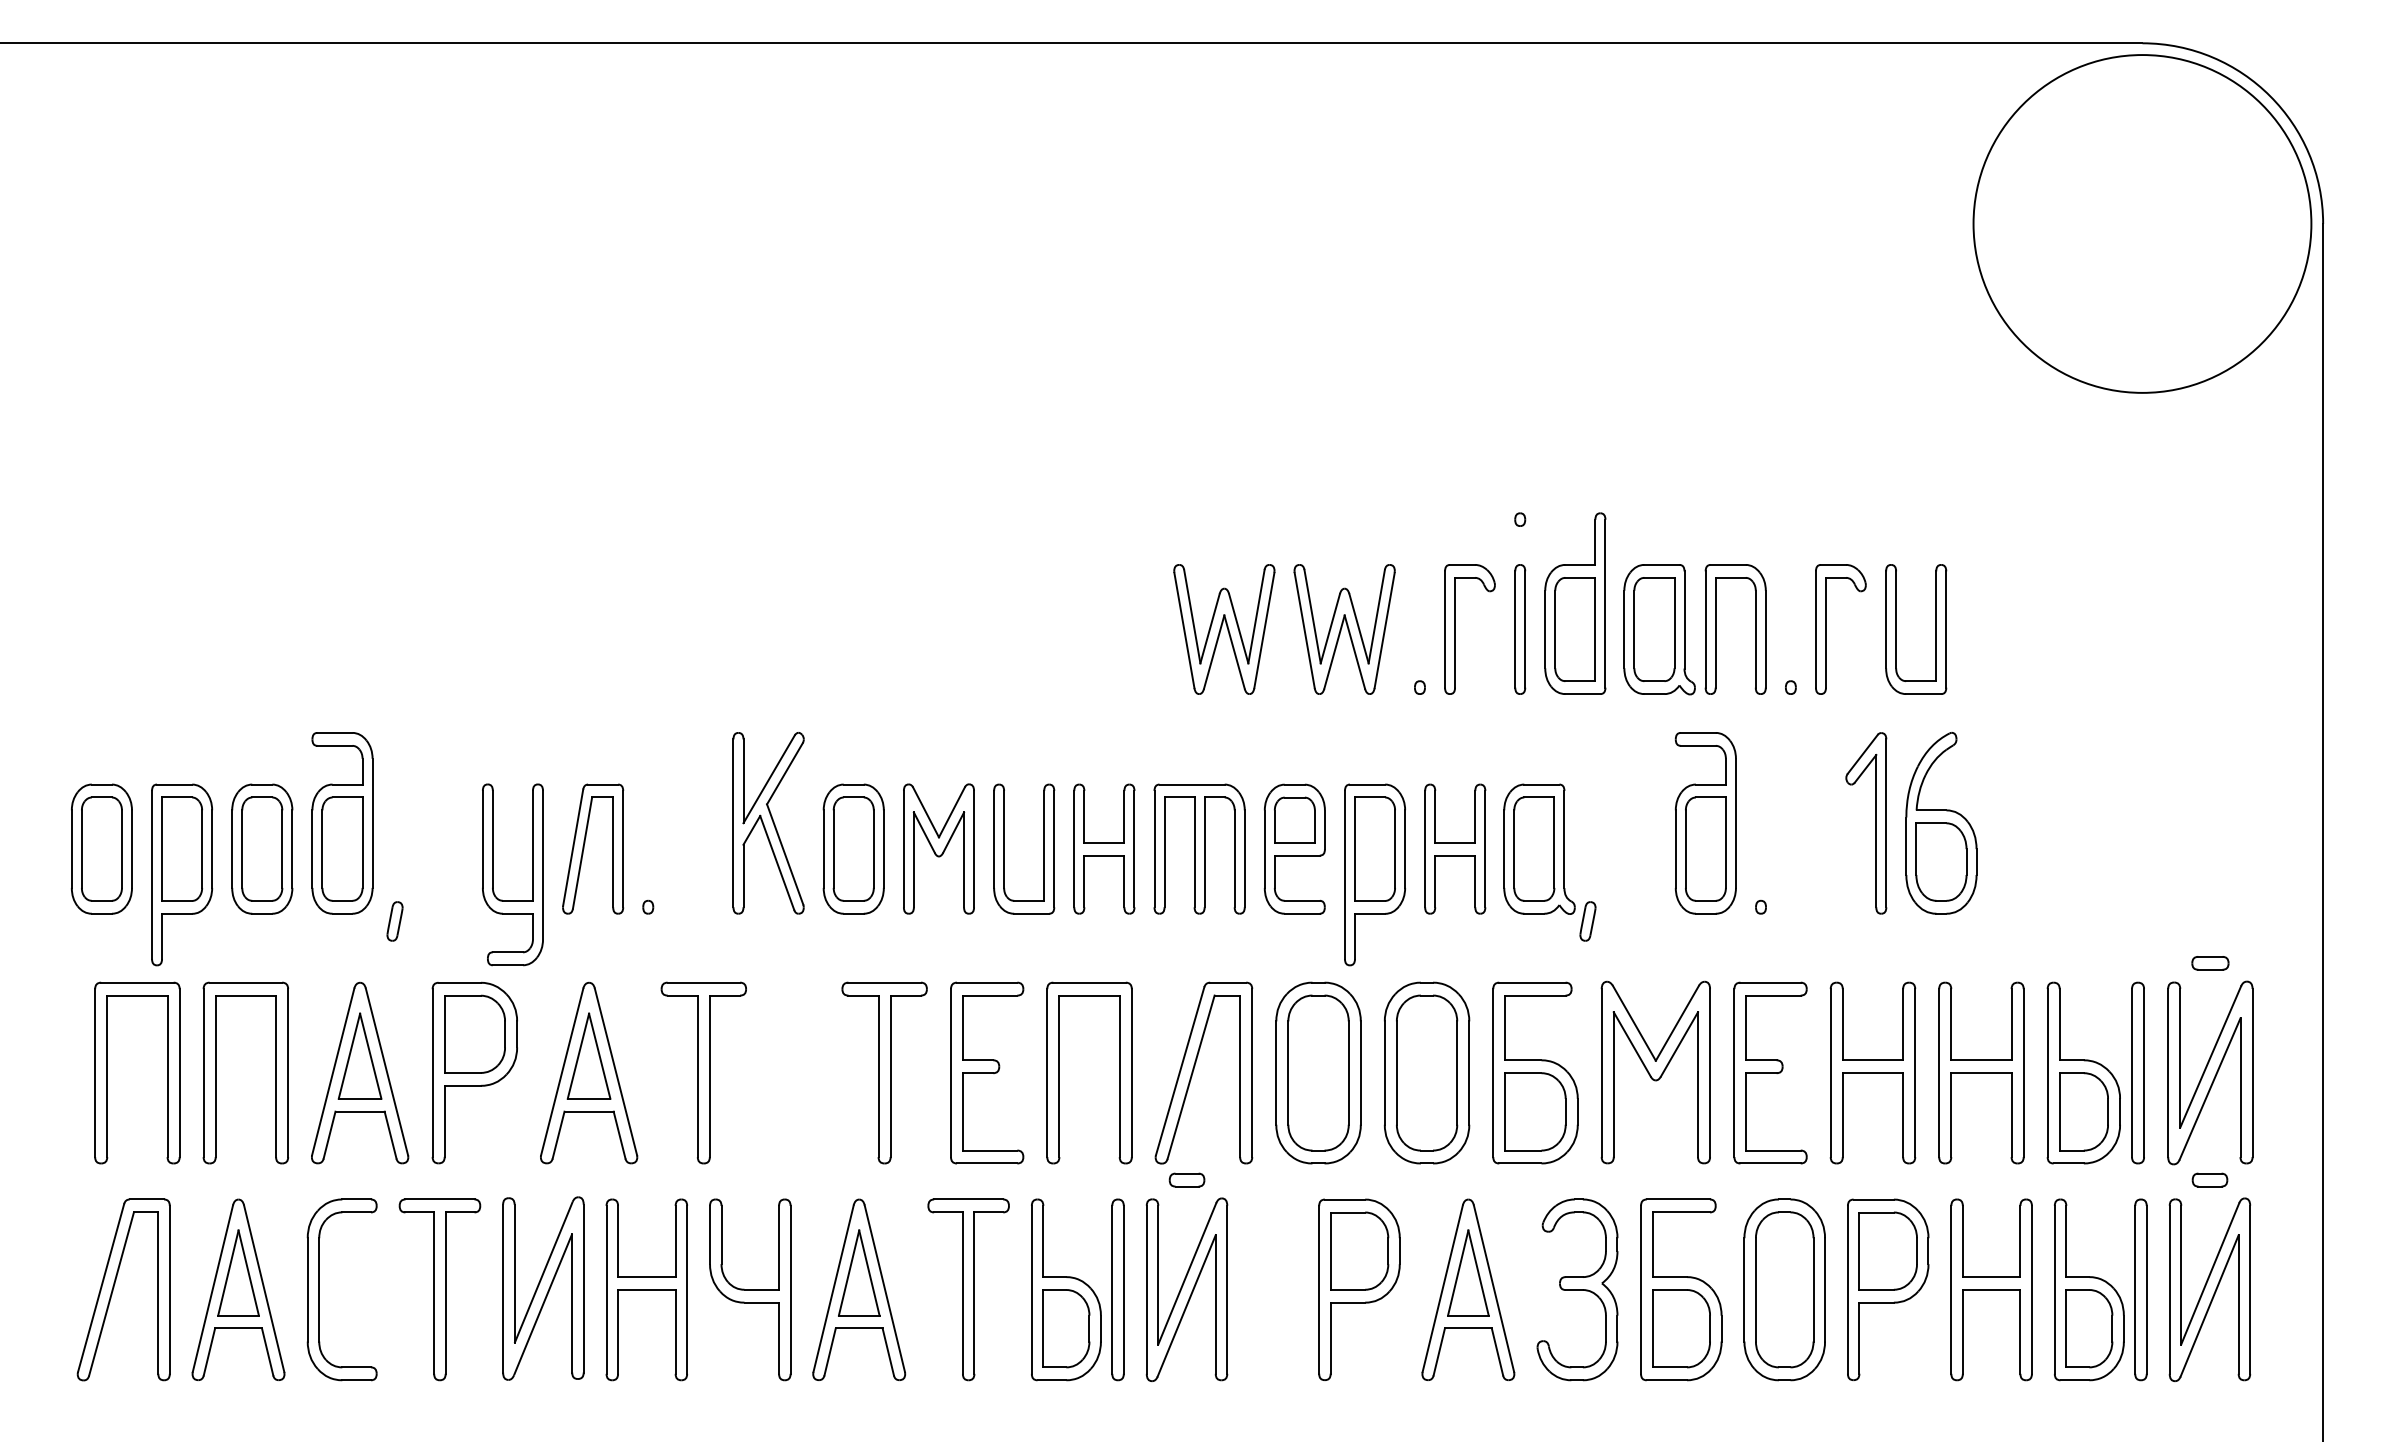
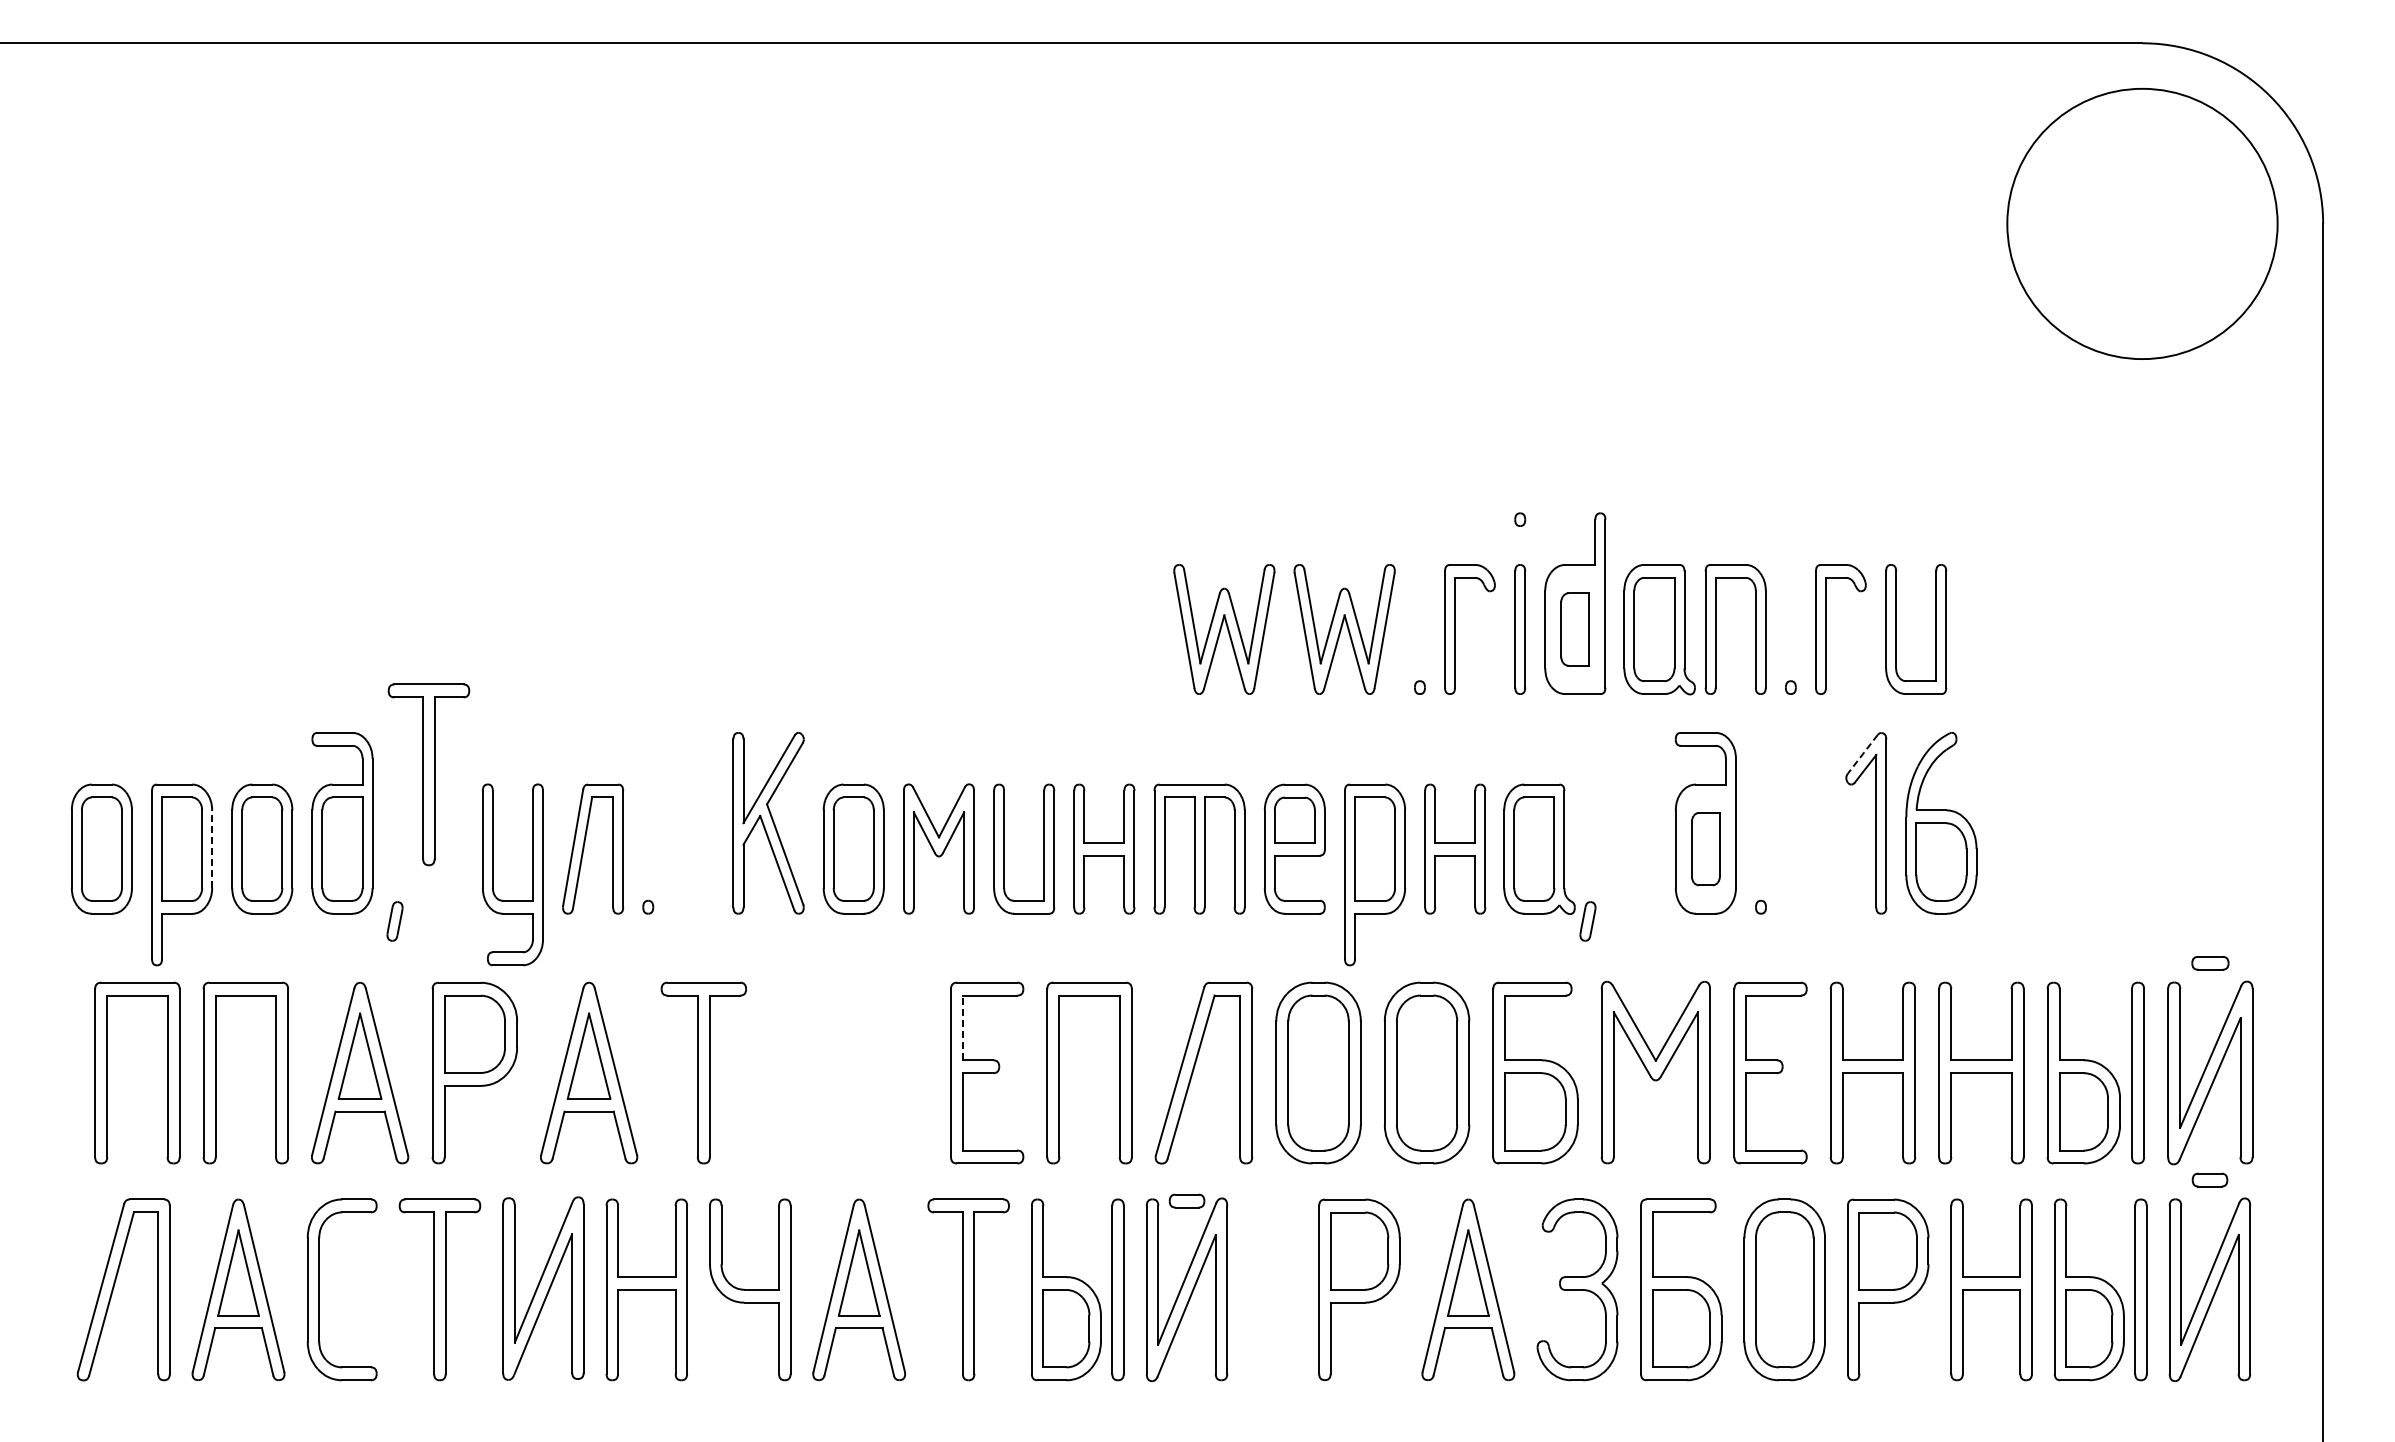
circle diameter: 338 px -> 270 px (2142, 223)
part size: 42x105 px -> 30x75 px (1574, 629)
line: solid -> dashed (1862, 754)
part: none -> present (428, 774)
part size: 42x106 px -> 30x75 px (1705, 849)
line: solid -> dashed (212, 849)
line: solid -> dashed (963, 1027)
part: present -> none (884, 1072)
part position: (1186, 1179) -> (1186, 1200) (1186, 1200)
